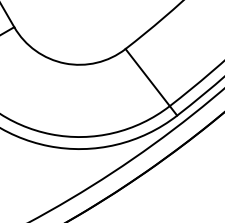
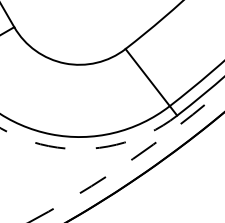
arc: solid -> dashed (91, 148)
arc: solid -> dashed (130, 160)
